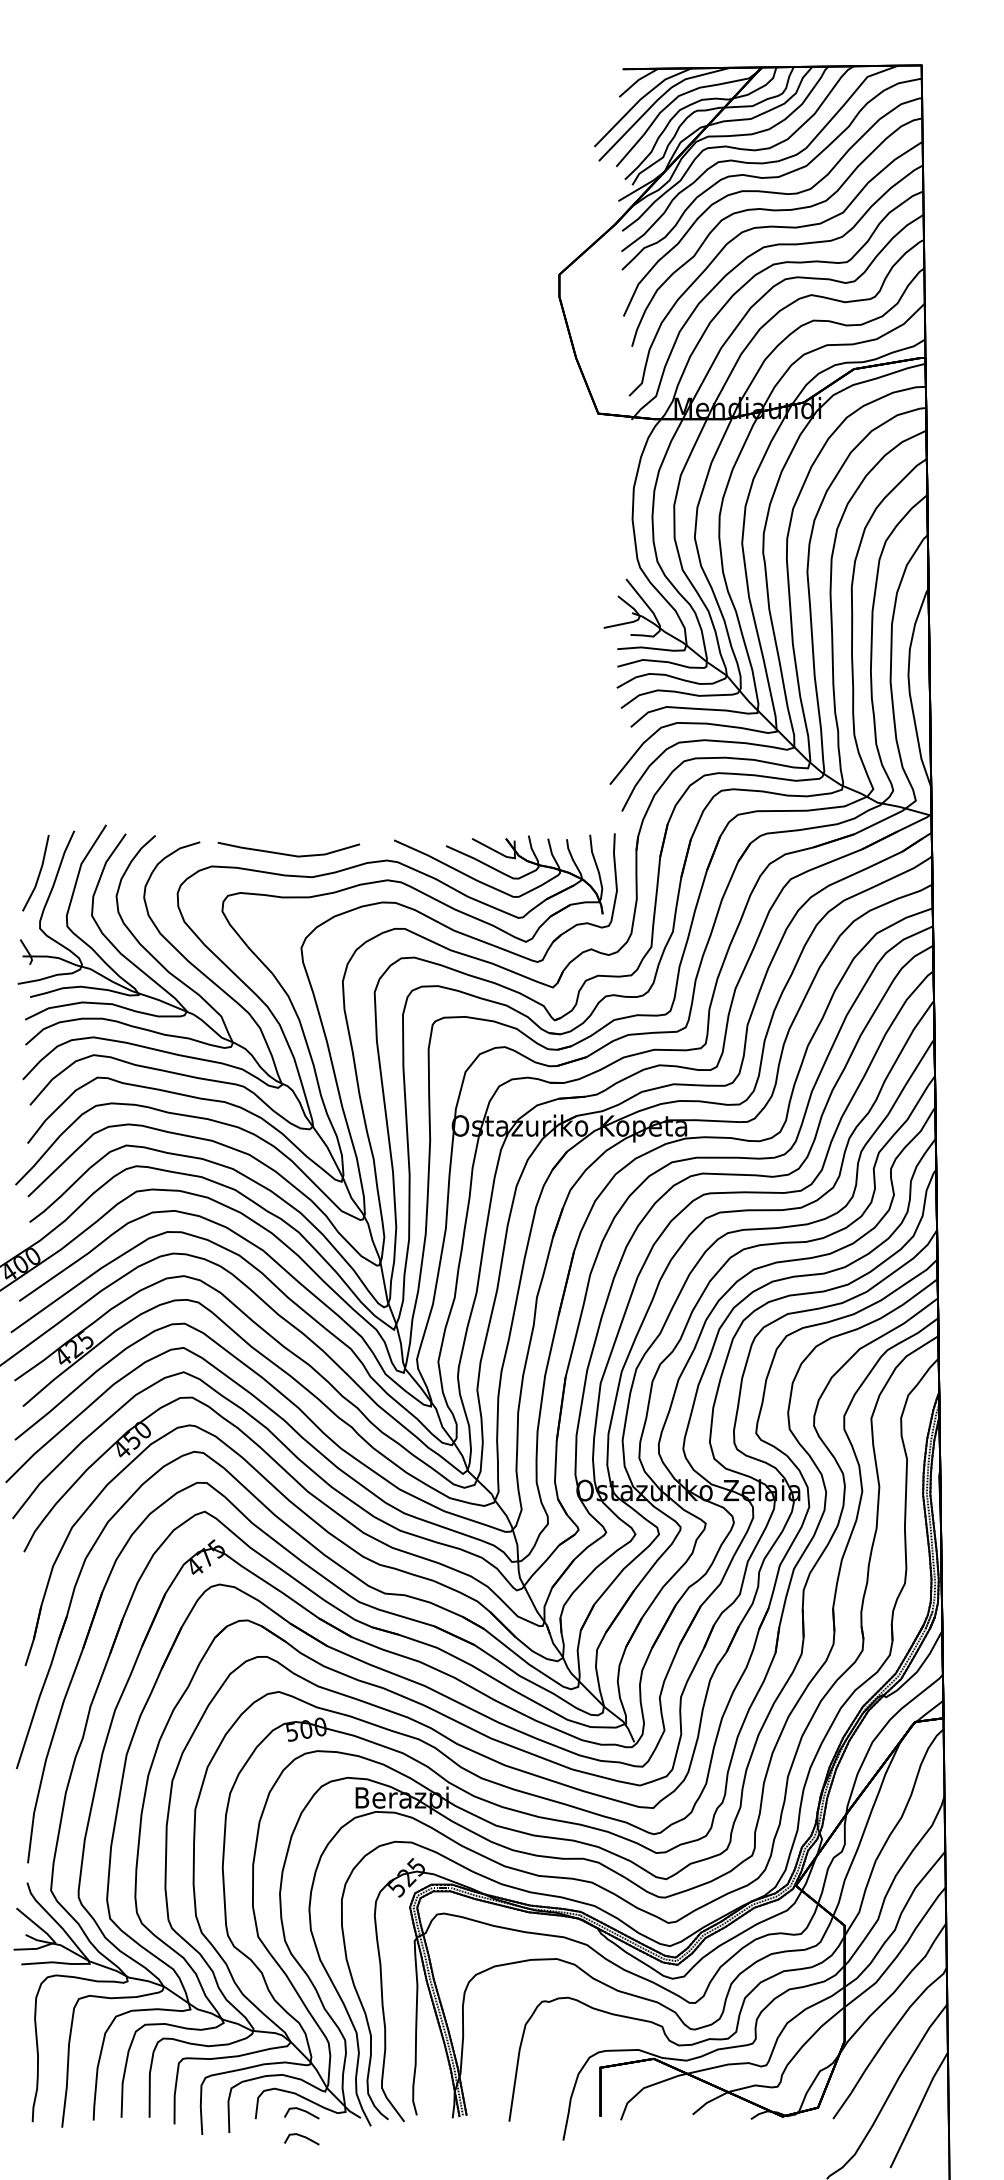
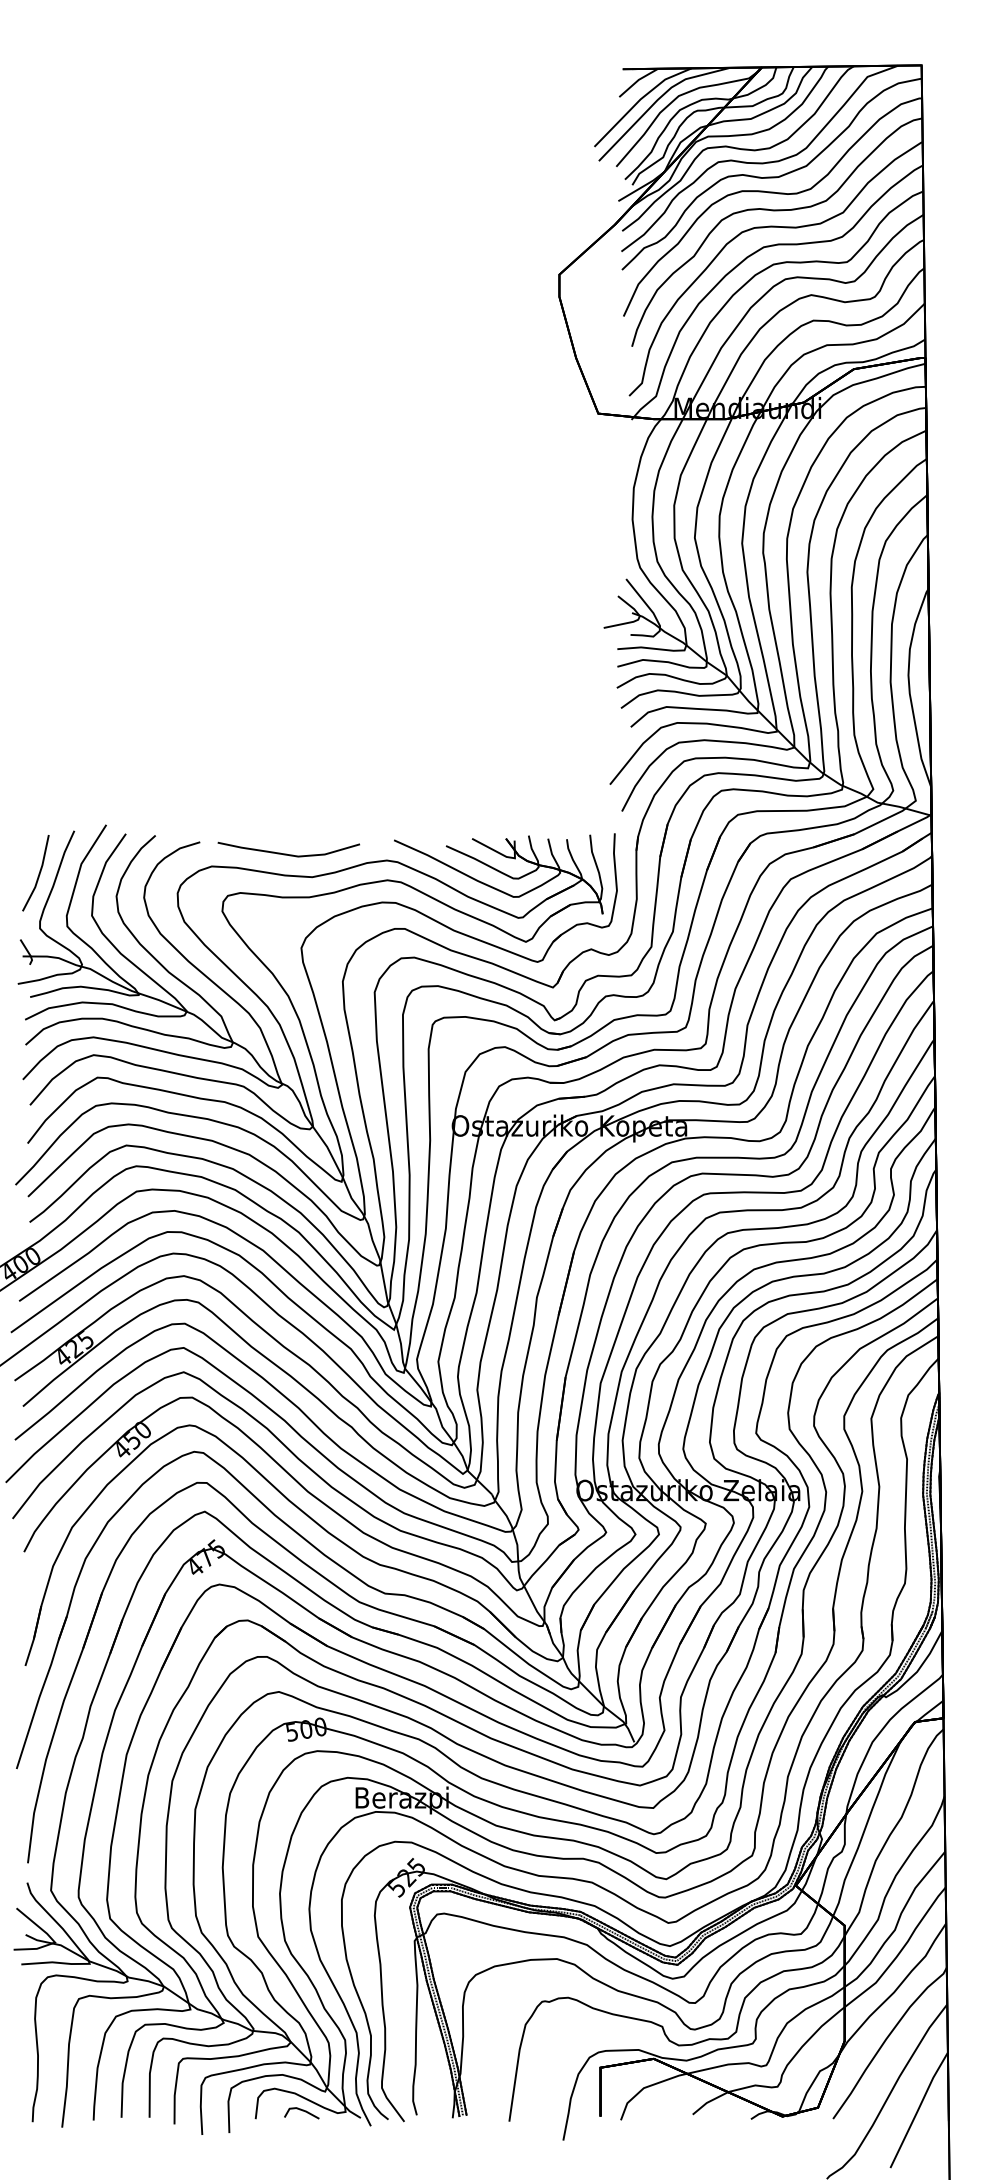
line: present -> none (302, 2137)
